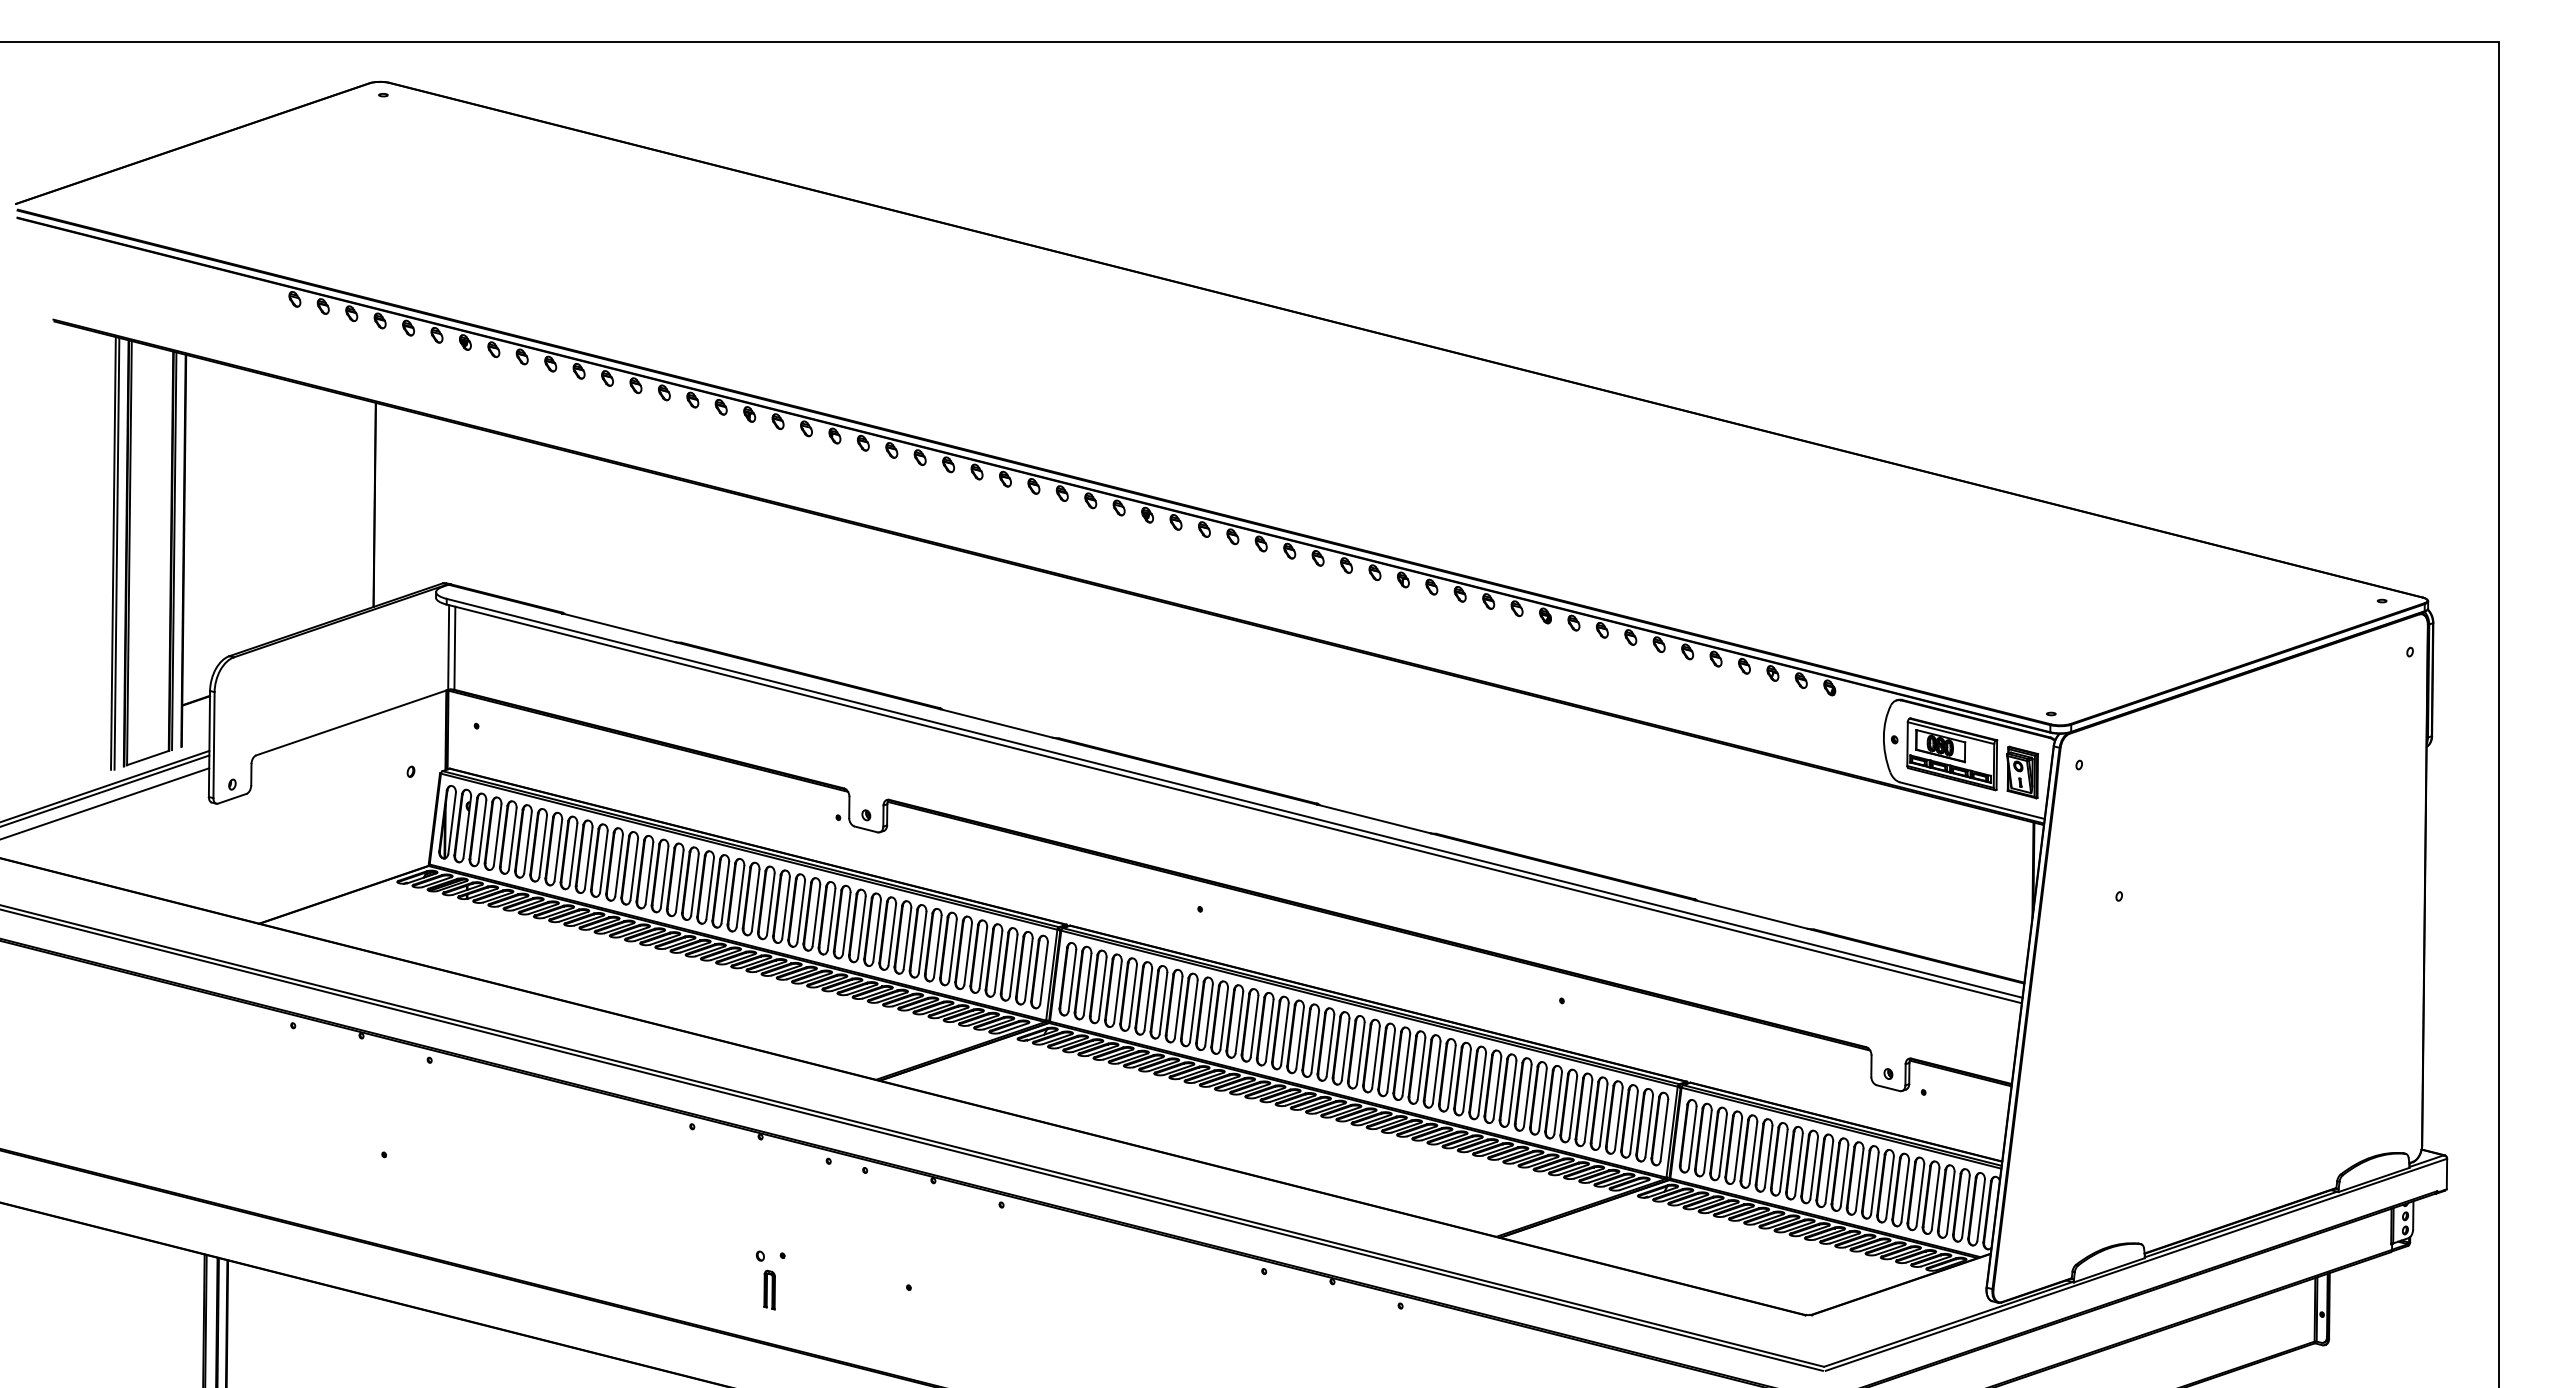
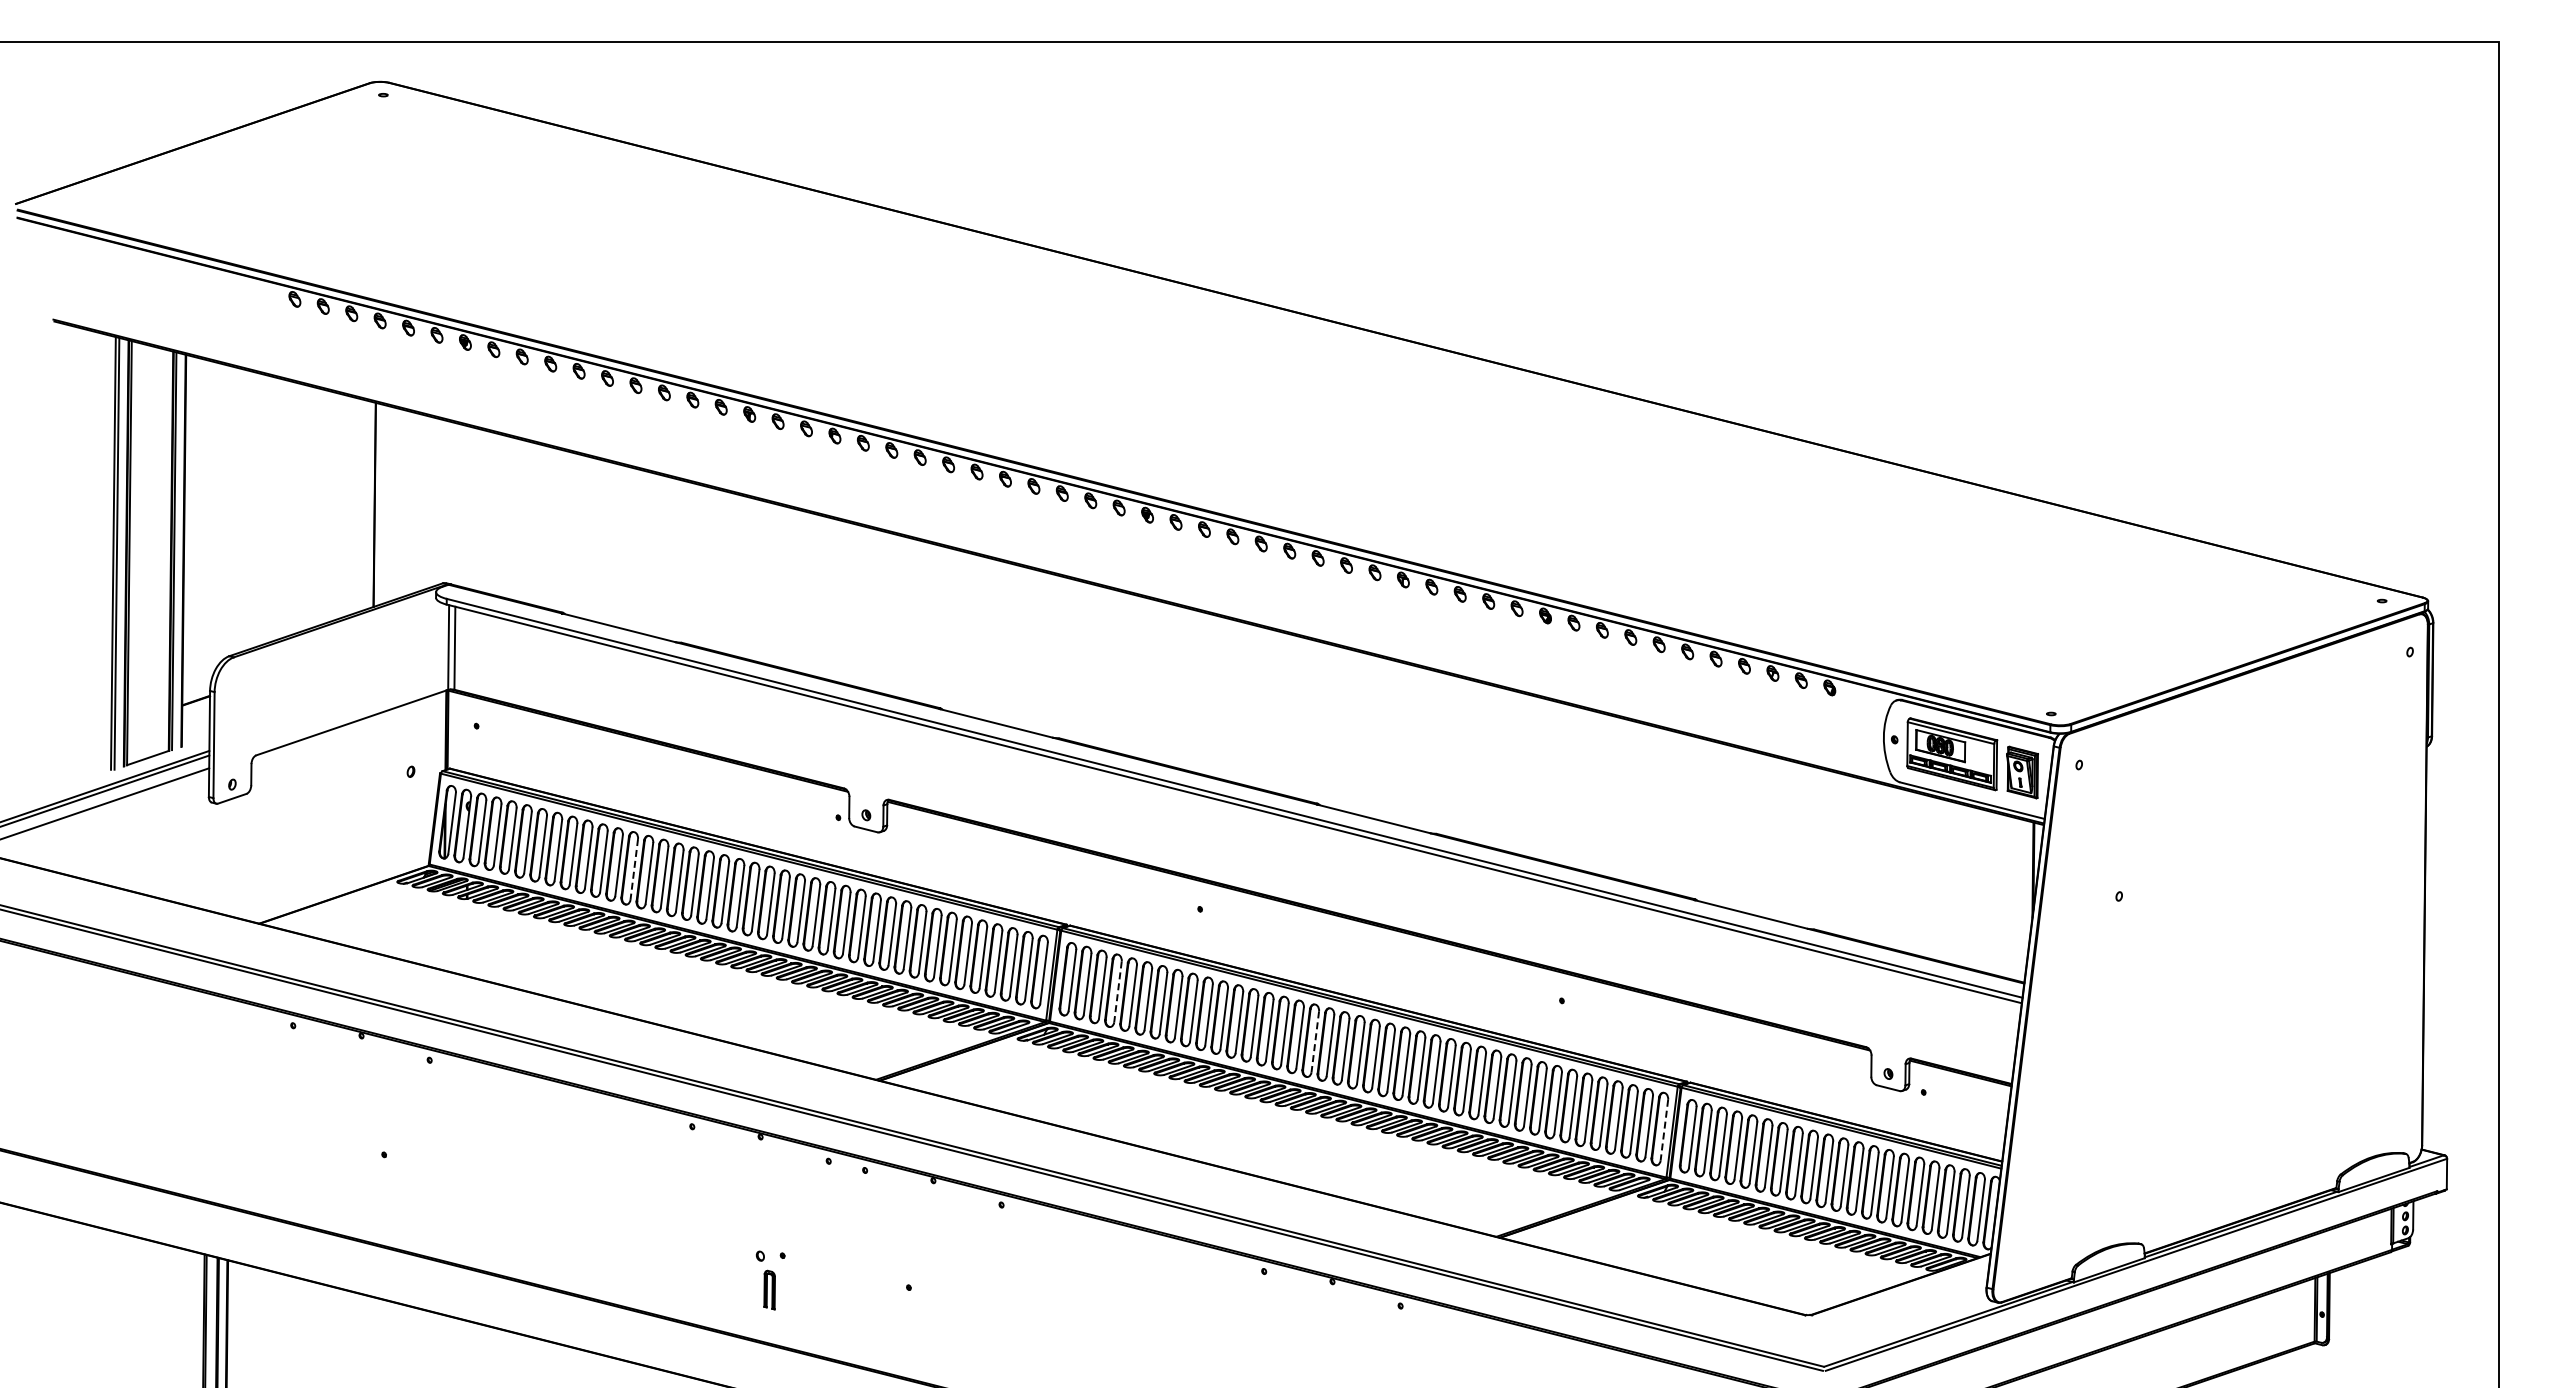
line: solid -> dashed (634, 869)
line: solid -> dashed (1117, 991)
line: solid -> dashed (1315, 1041)
line: solid -> dashed (1664, 1130)
